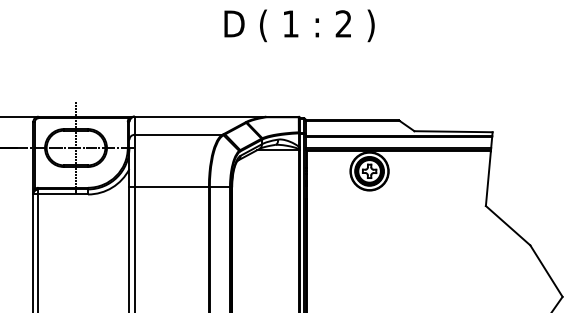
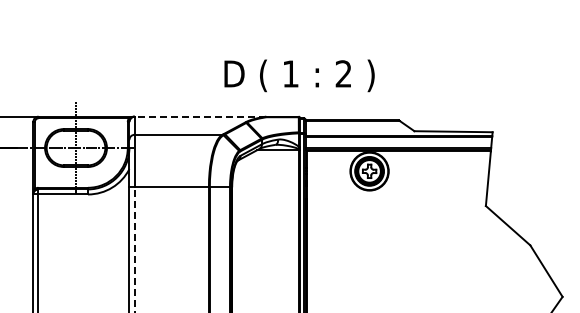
text position: (299, 25) -> (299, 75) (299, 75)
line: solid -> dashed (199, 116)
line: solid -> dashed (134, 249)
